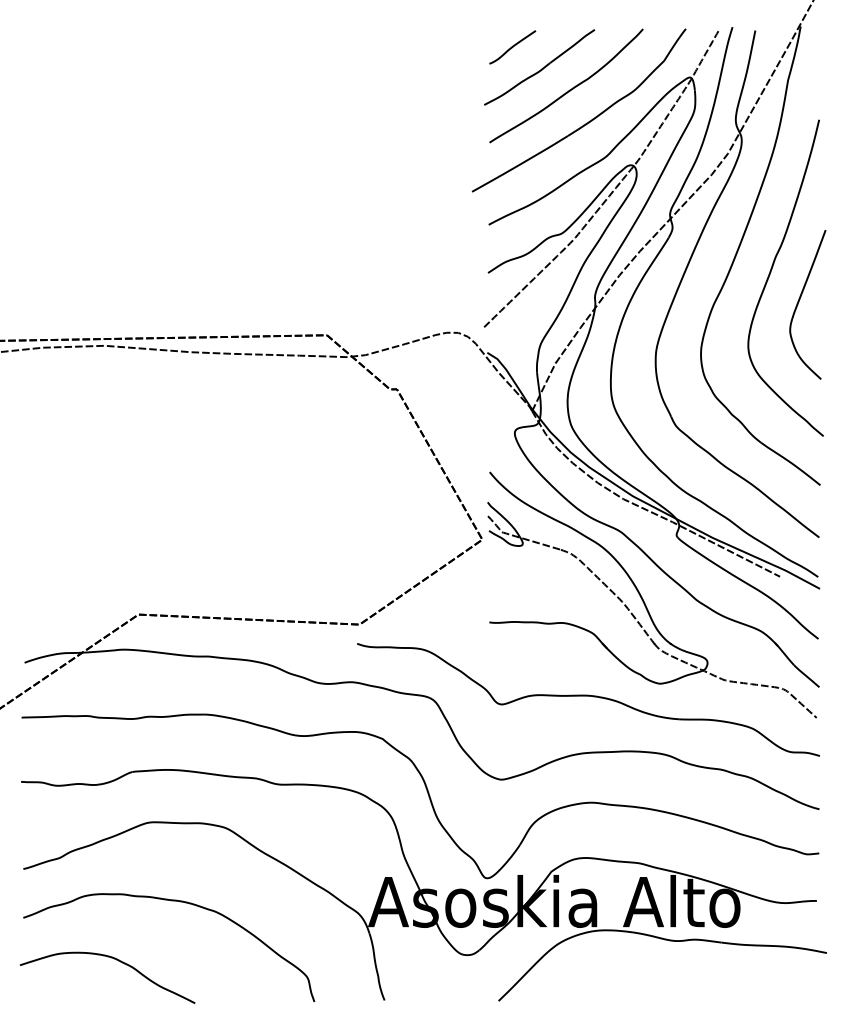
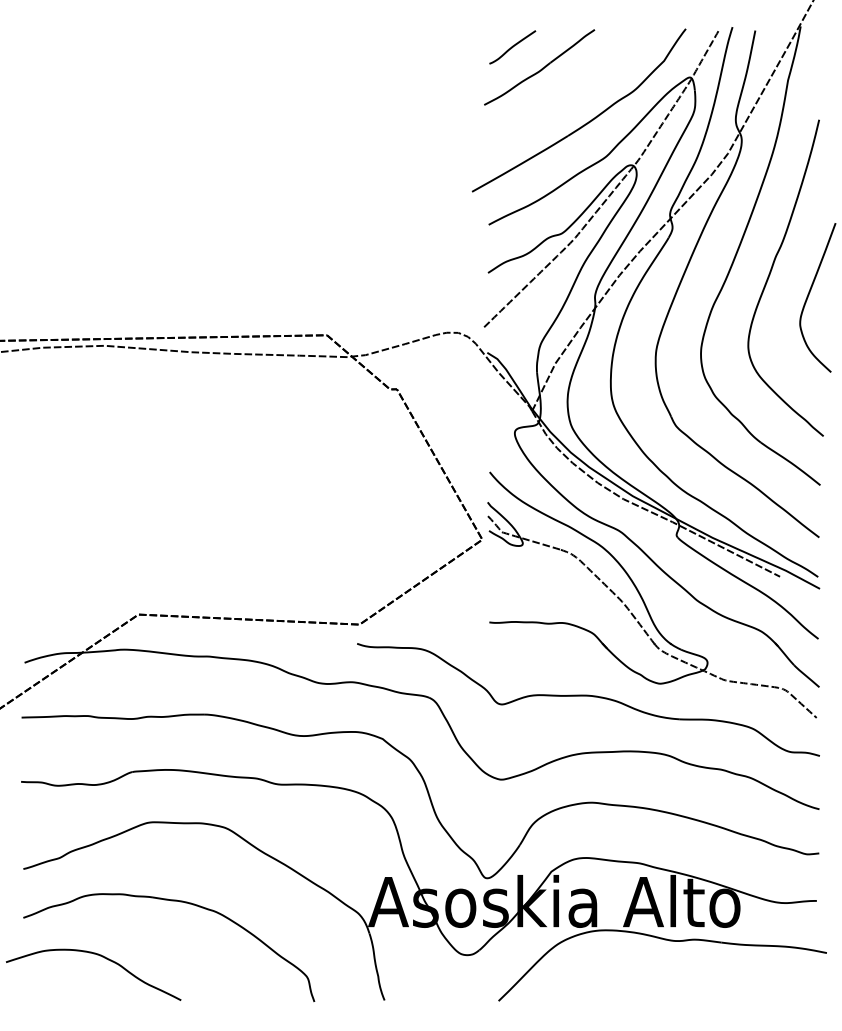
curve: present -> none (569, 89)
curve position: (799, 302) -> (809, 295) (809, 295)
curve position: (116, 960) -> (102, 957) (102, 957)
